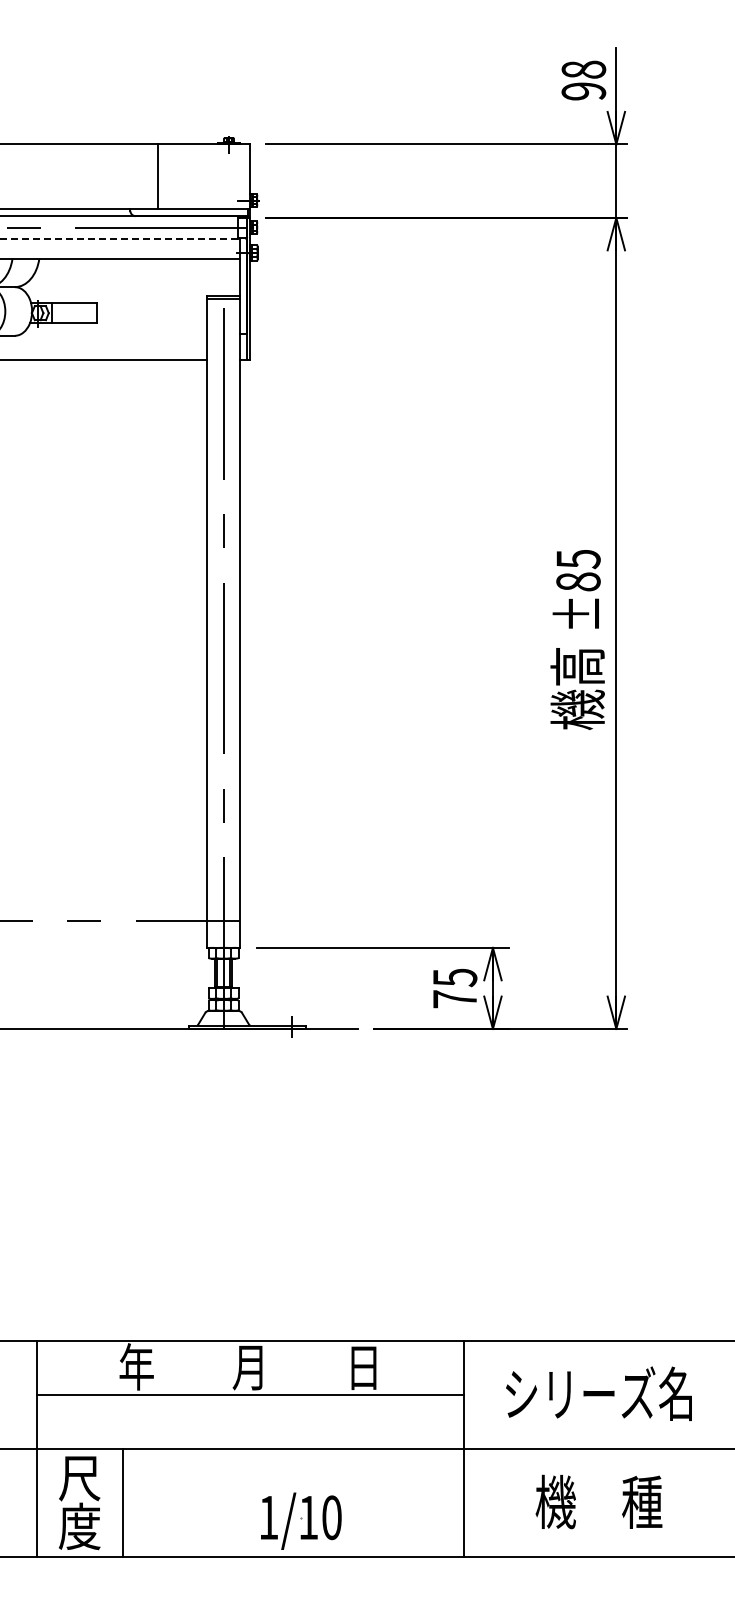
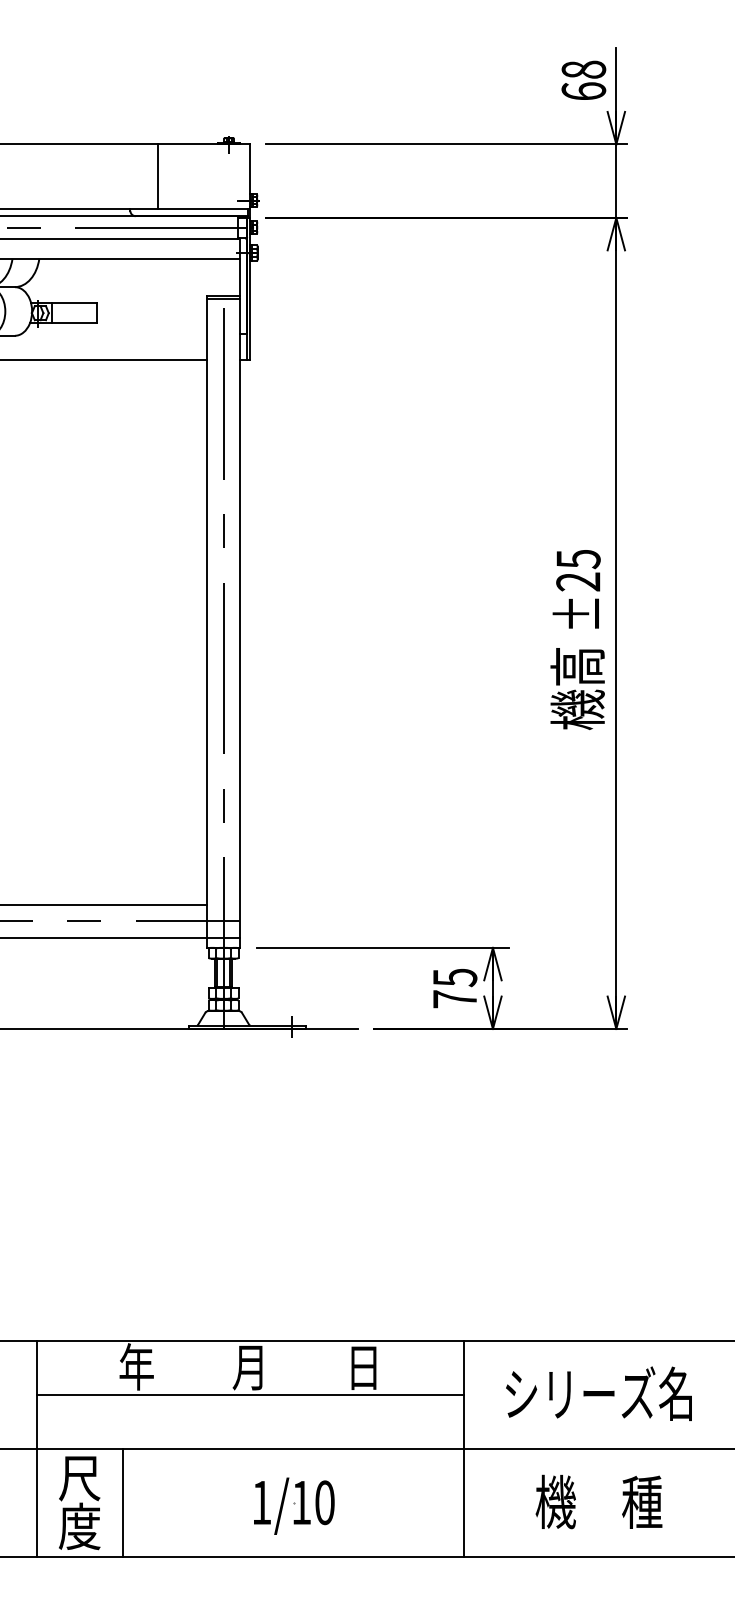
text: 98 -> 68 (583, 91)
line: dashed -> solid (119, 239)
text: ±85 -> ±25 (578, 581)
line: none -> present (104, 904)
line: none -> present (121, 938)
part position: (301, 1520) -> (294, 1505) (294, 1505)
